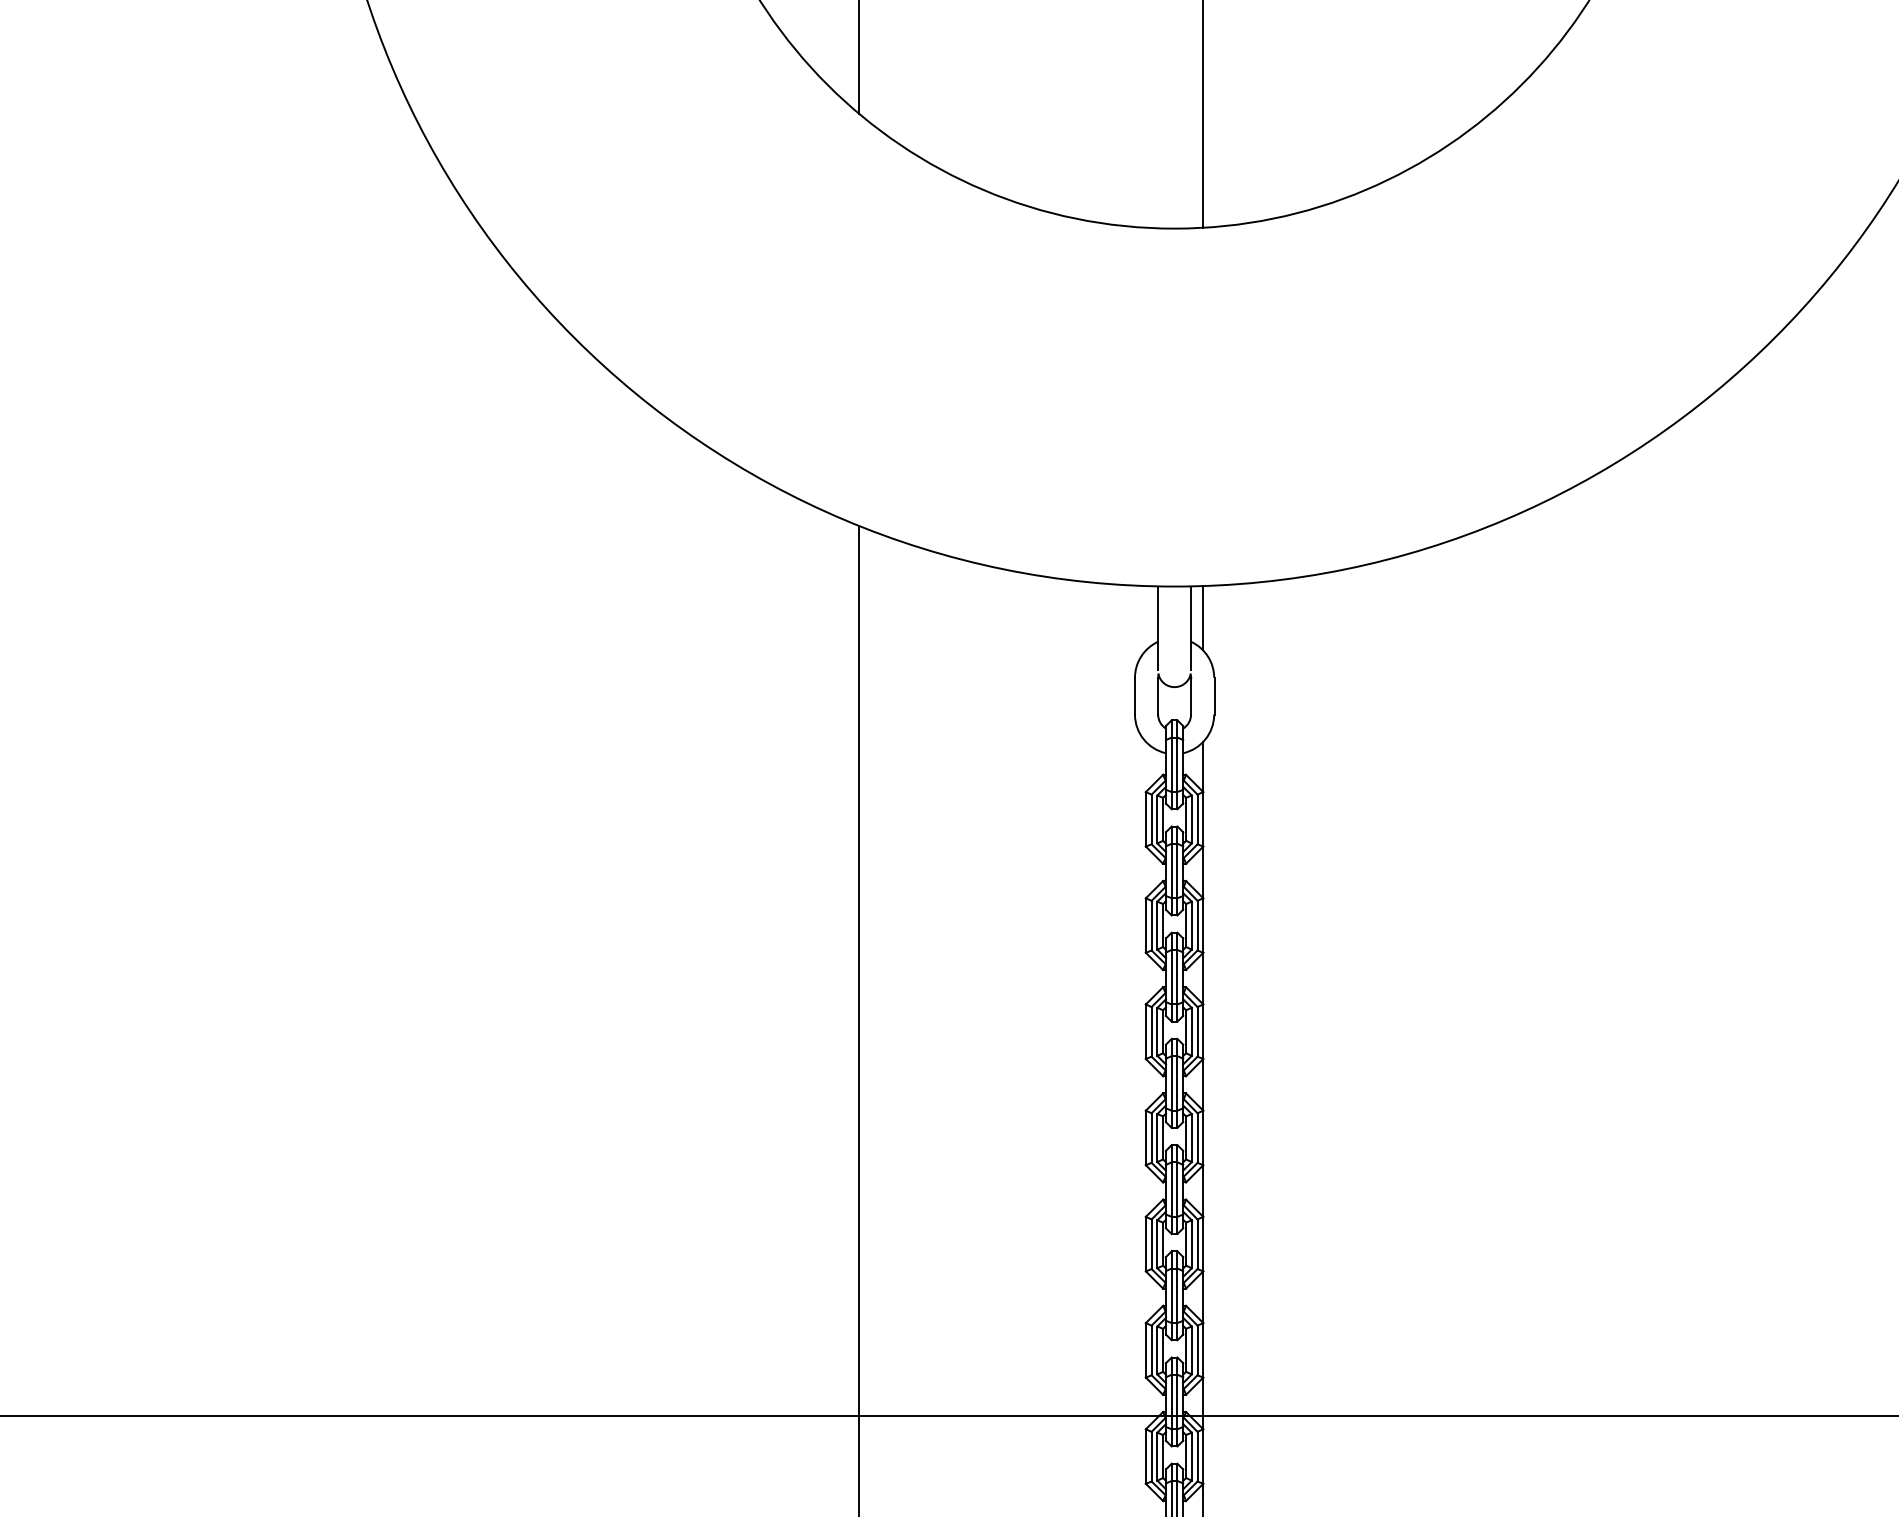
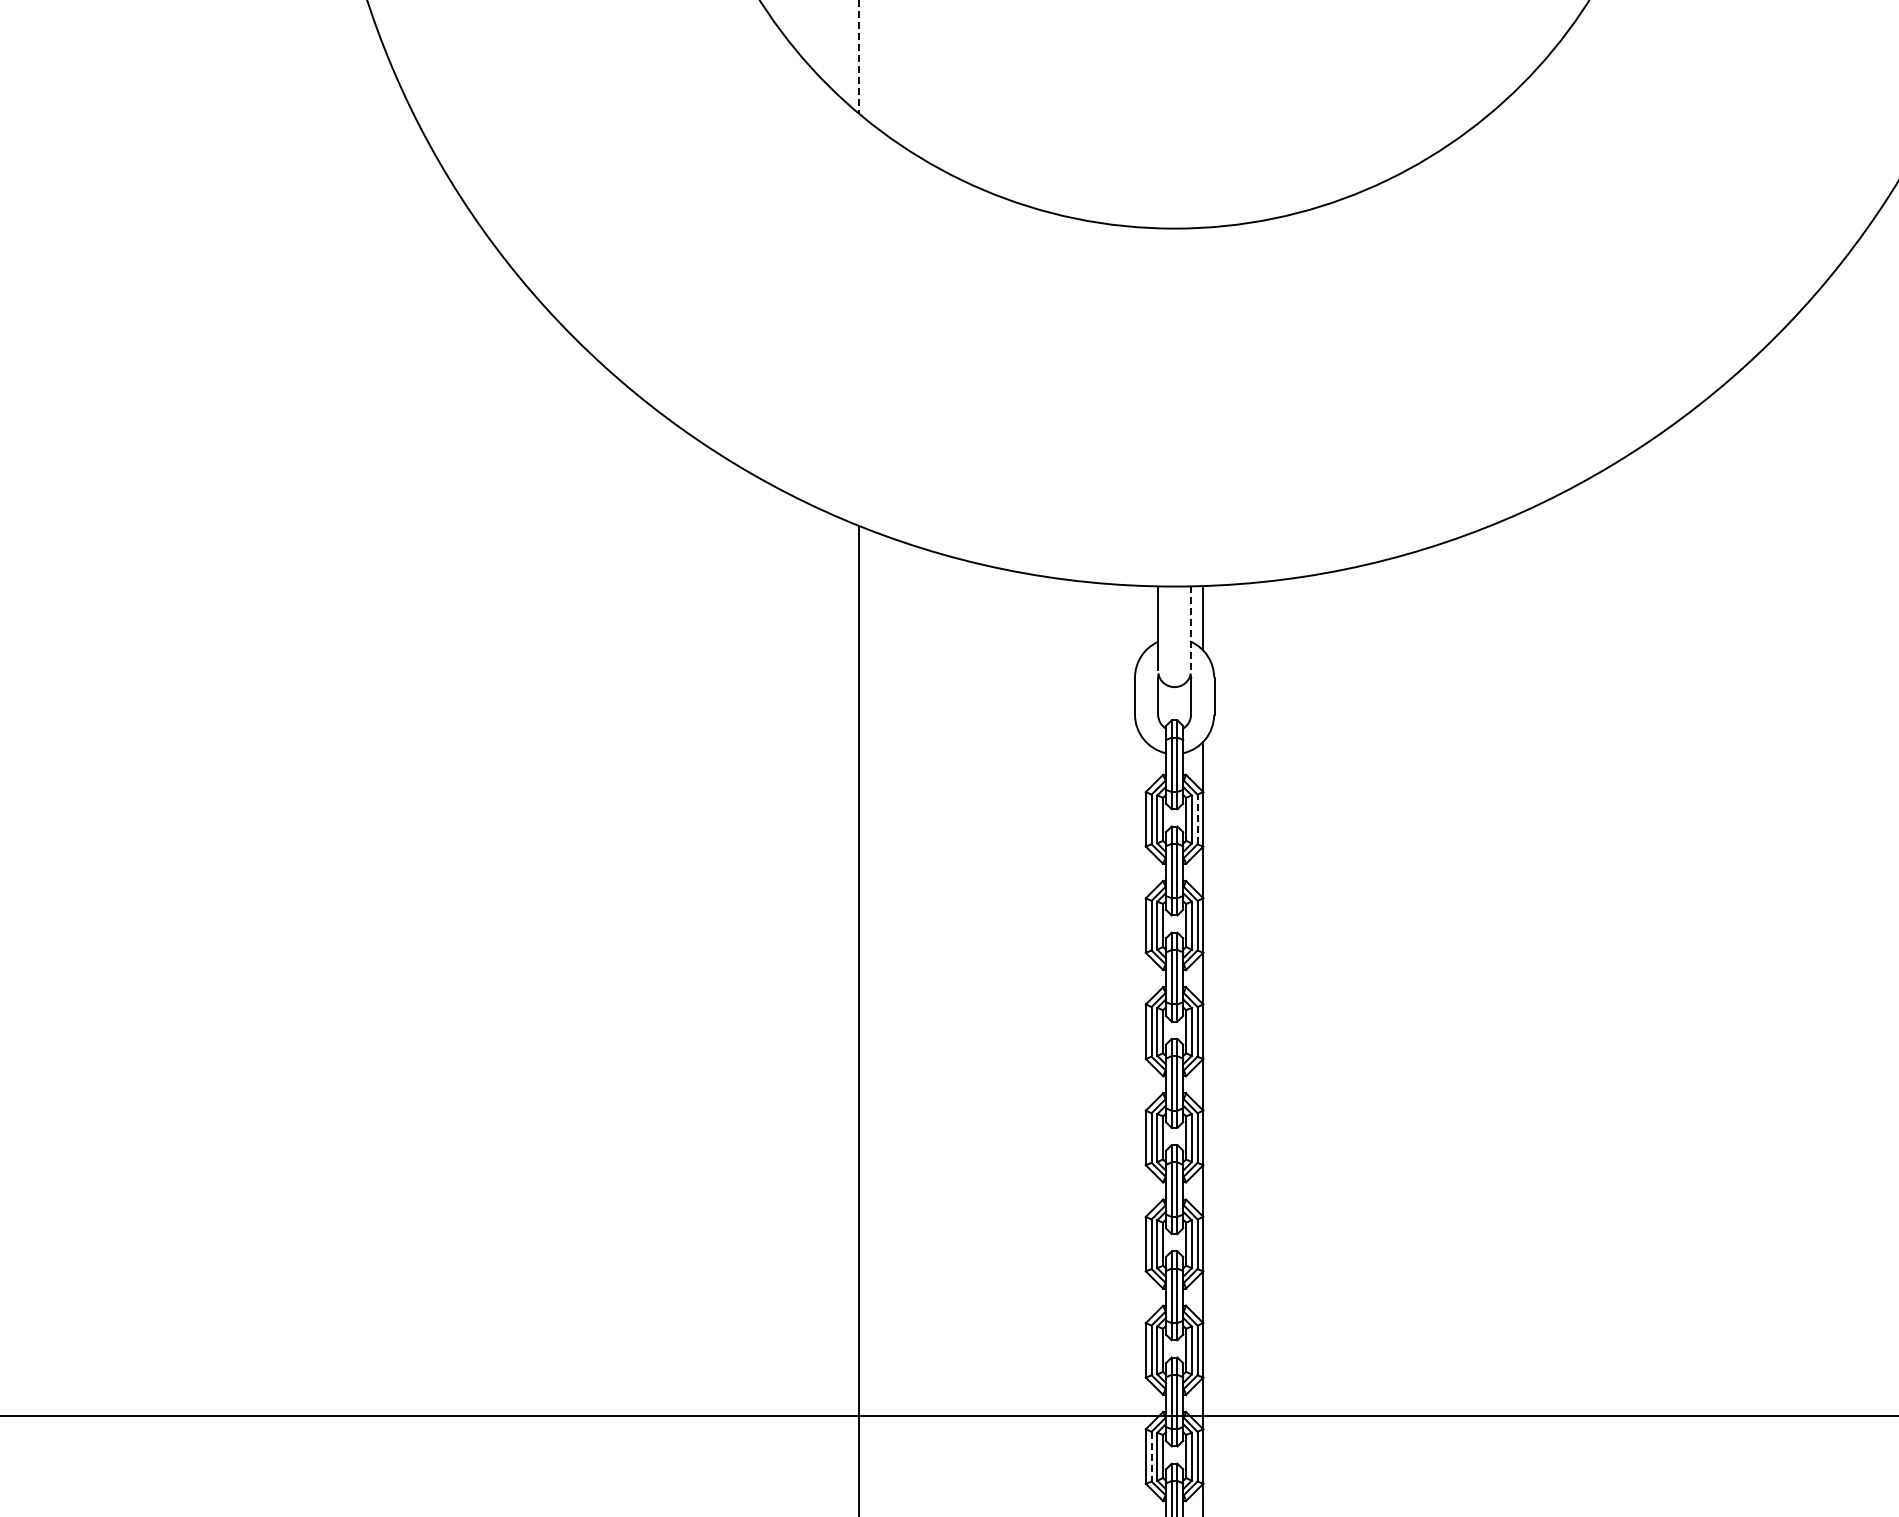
line: solid -> dashed (858, 57)
line: present -> none (1203, 114)
line: solid -> dashed (1191, 628)
line: solid -> dashed (1197, 819)
line: solid -> dashed (1151, 1456)
